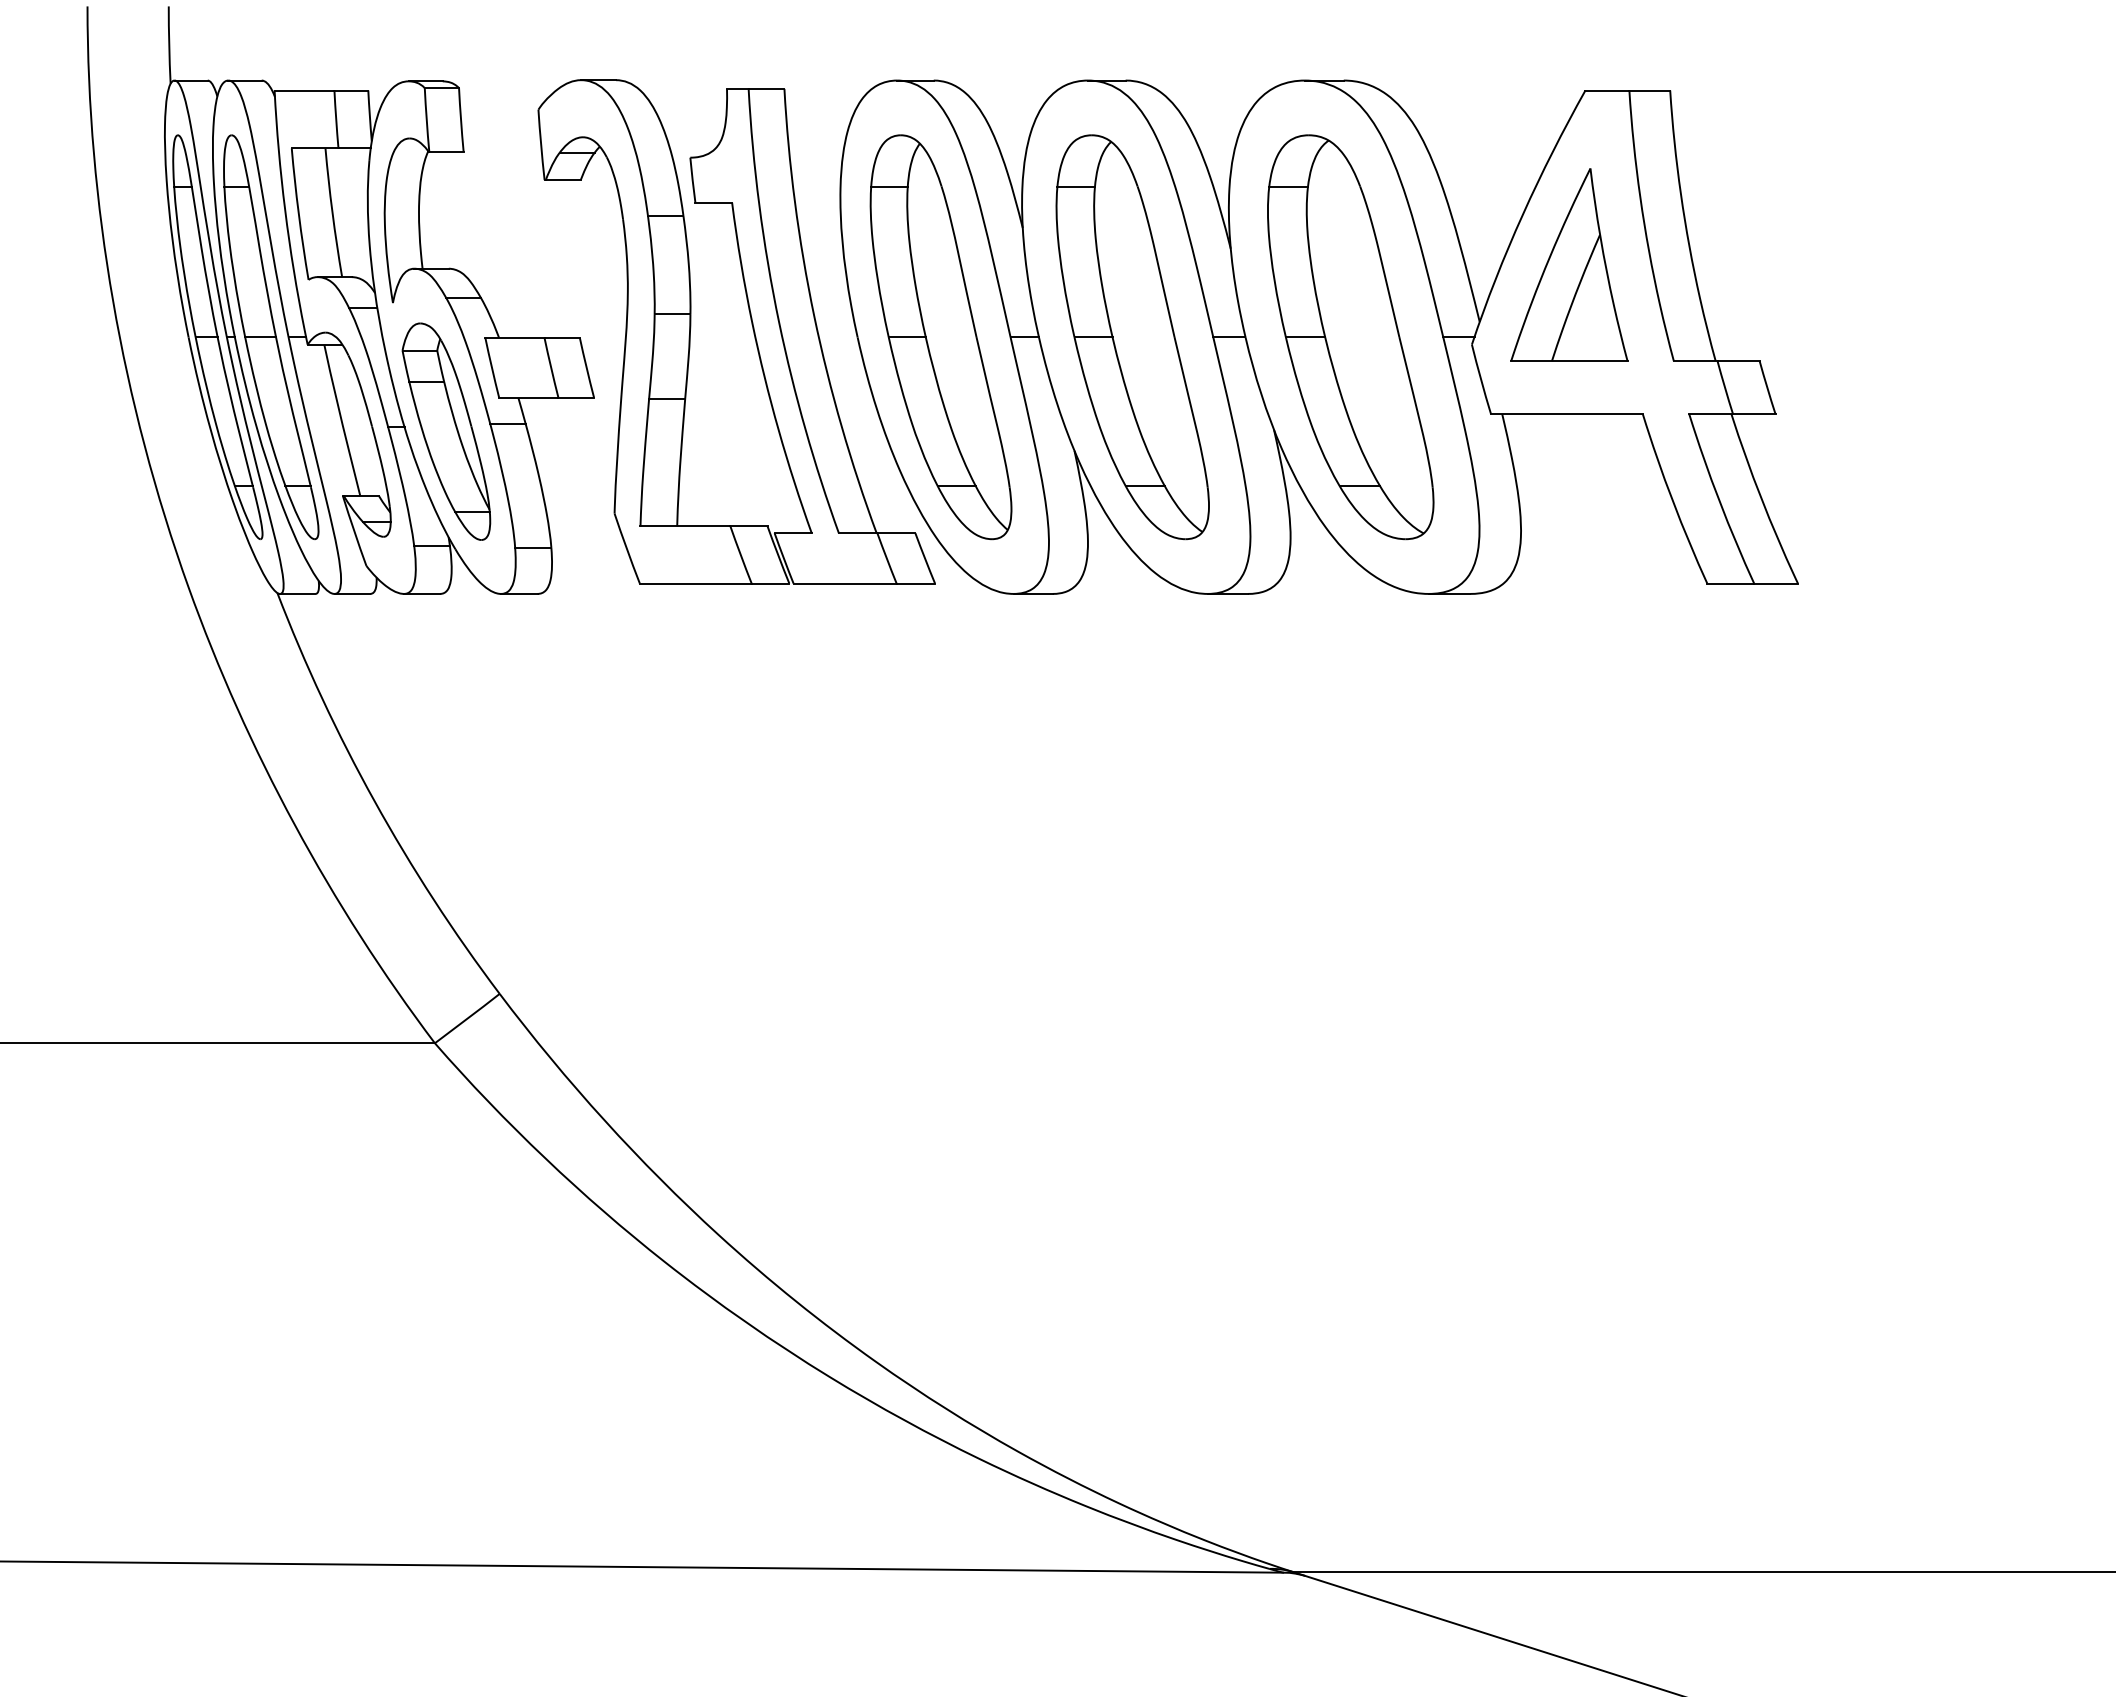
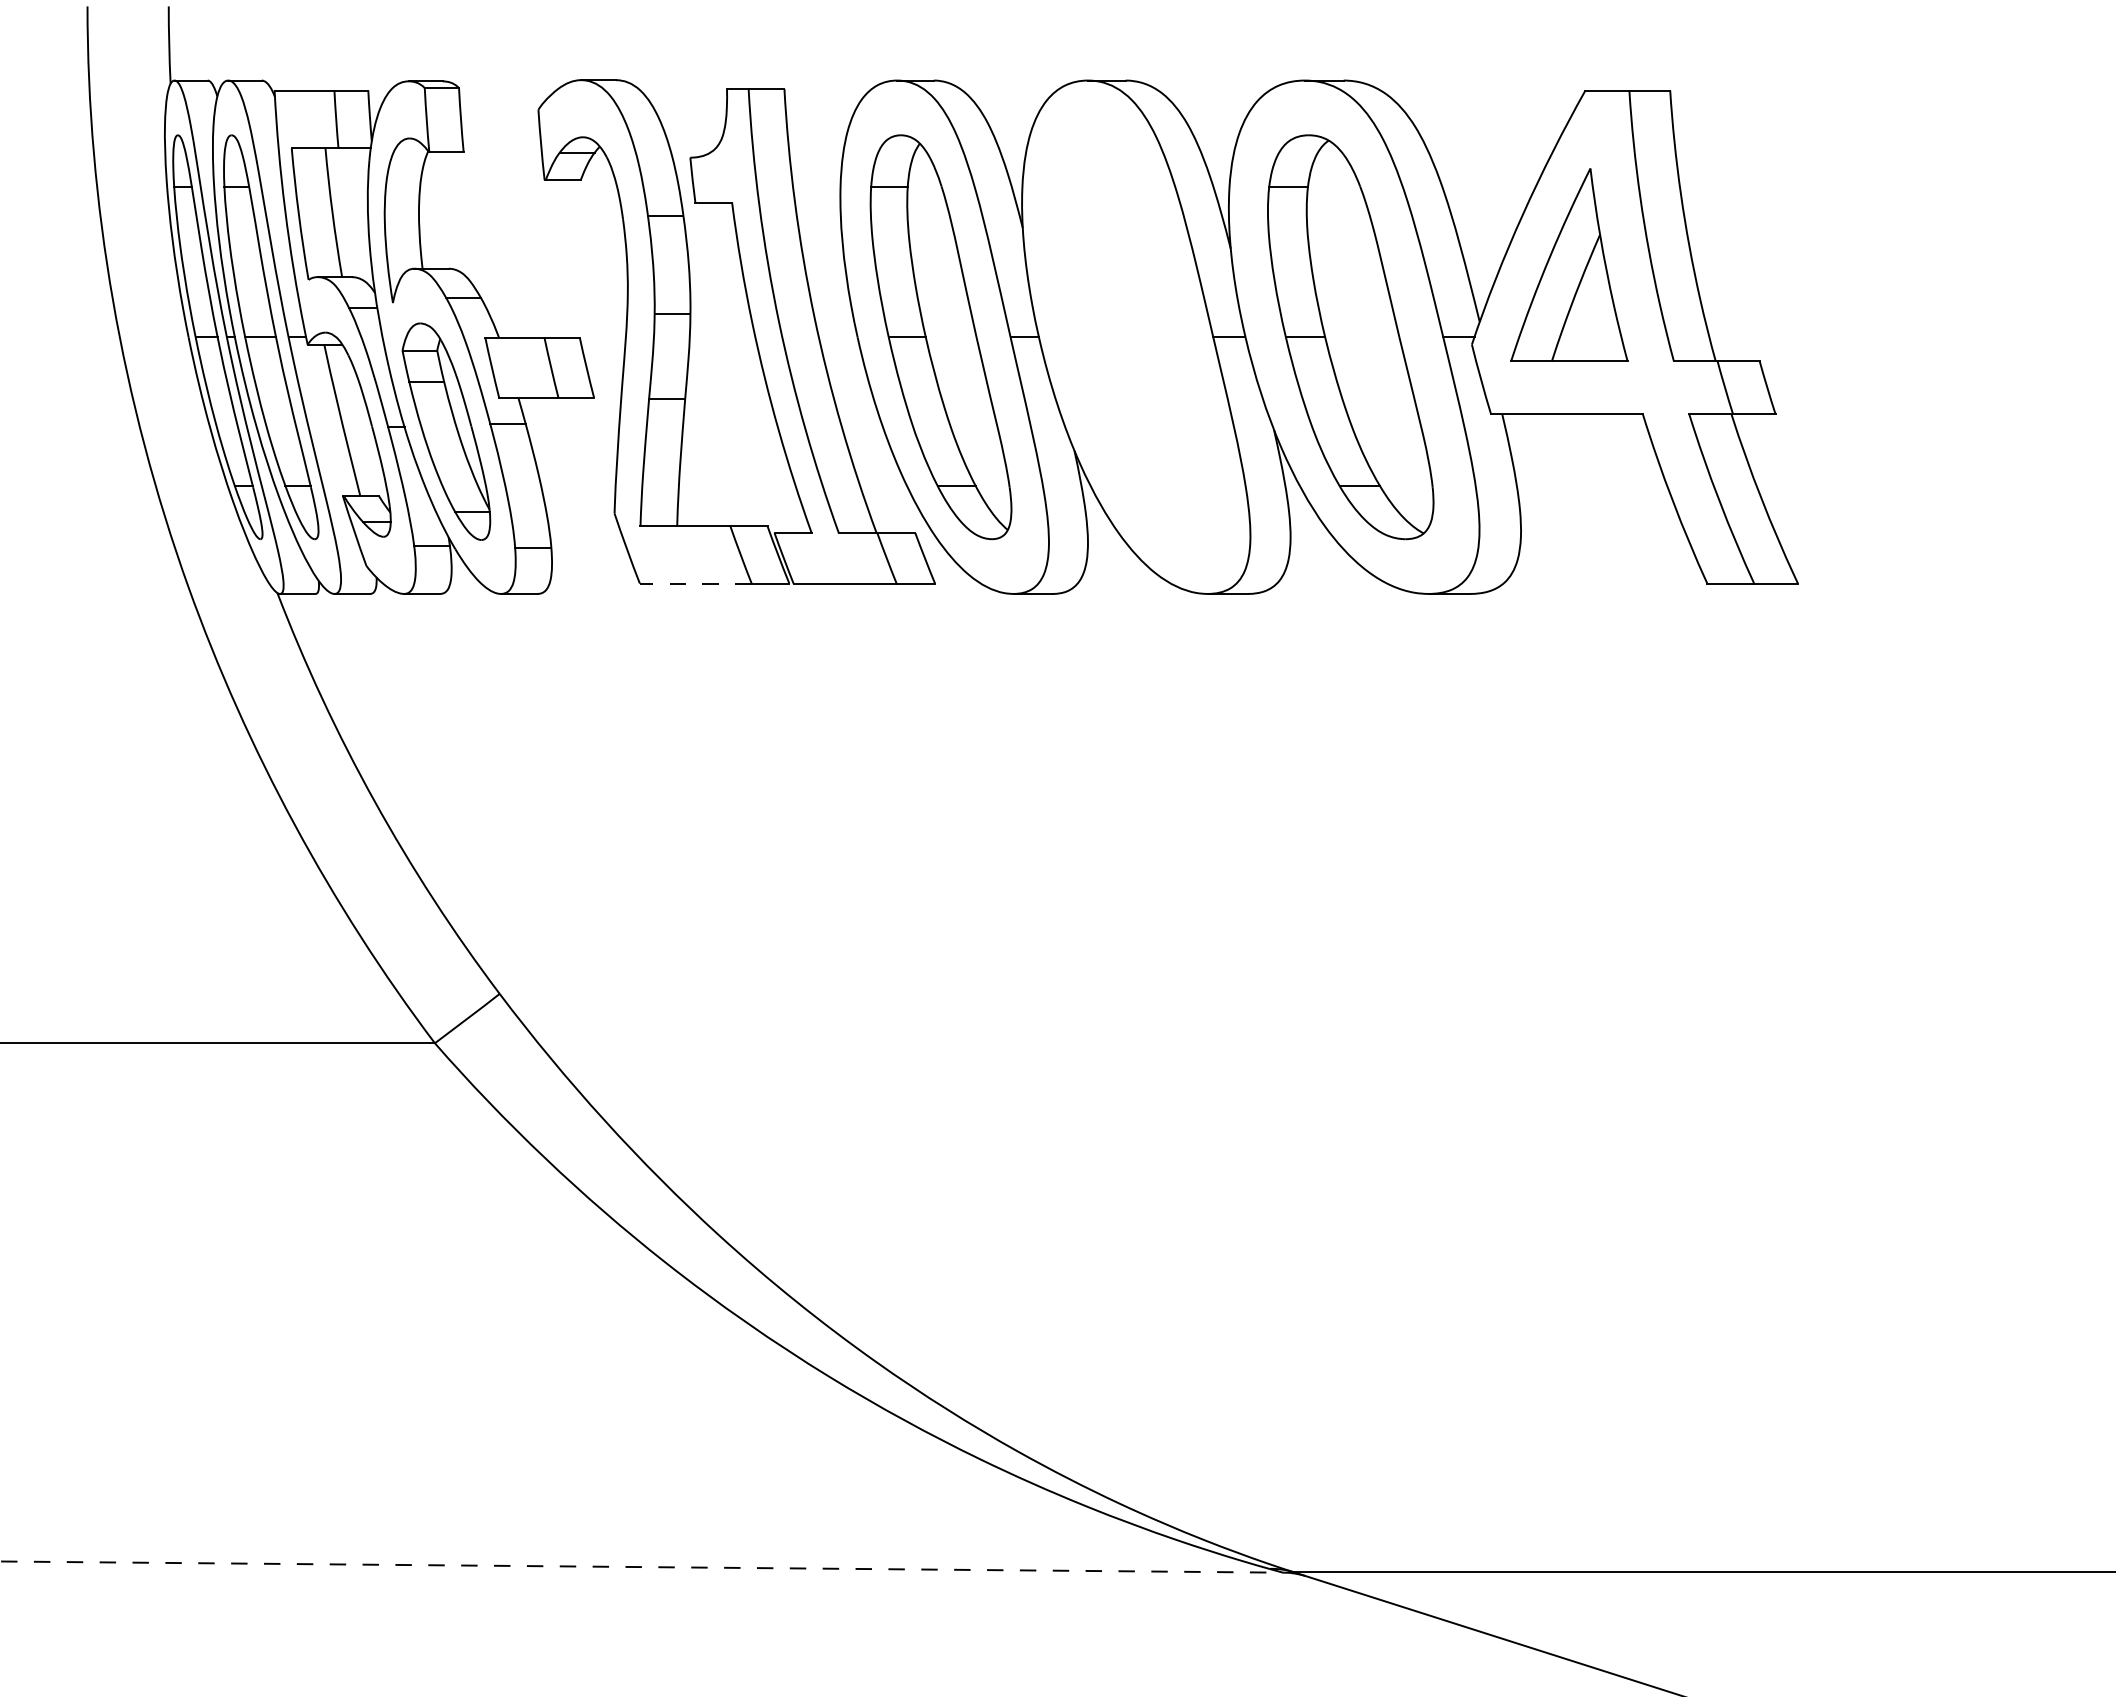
part: present -> none (1132, 337)
line: solid -> dashed (695, 583)
line: solid -> dashed (642, 1567)
